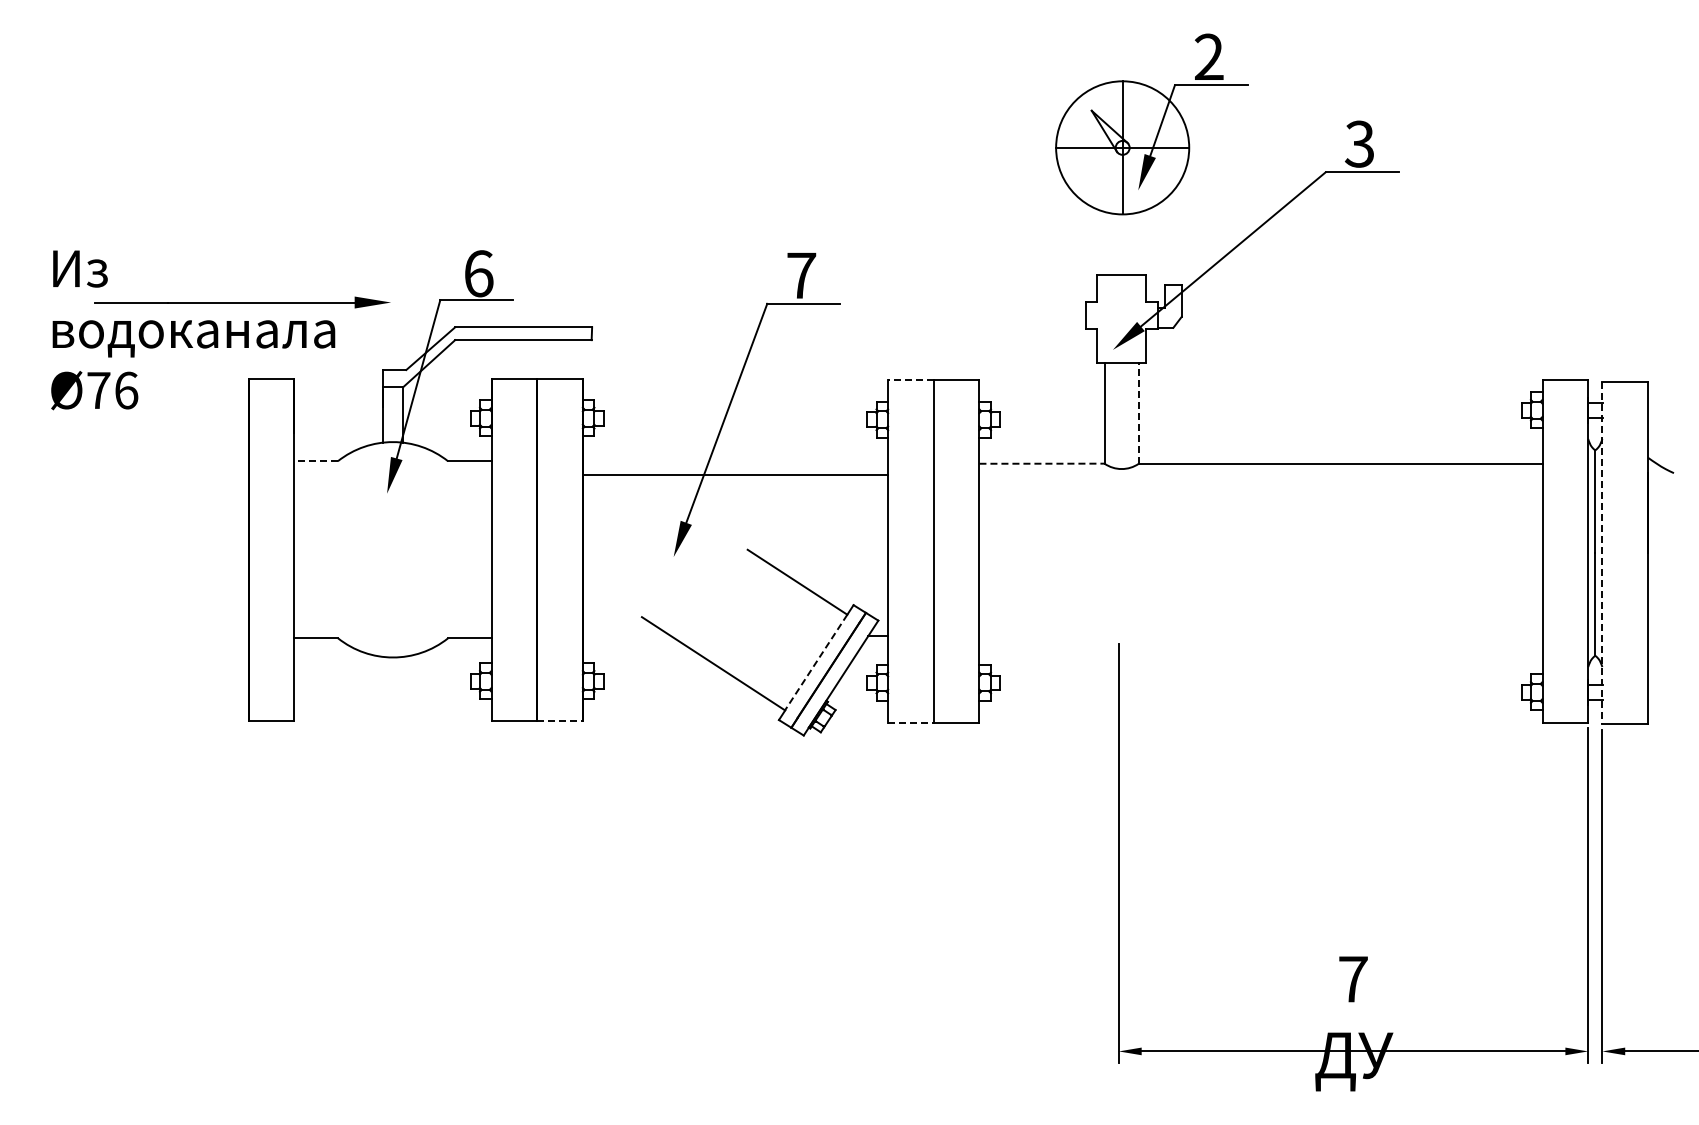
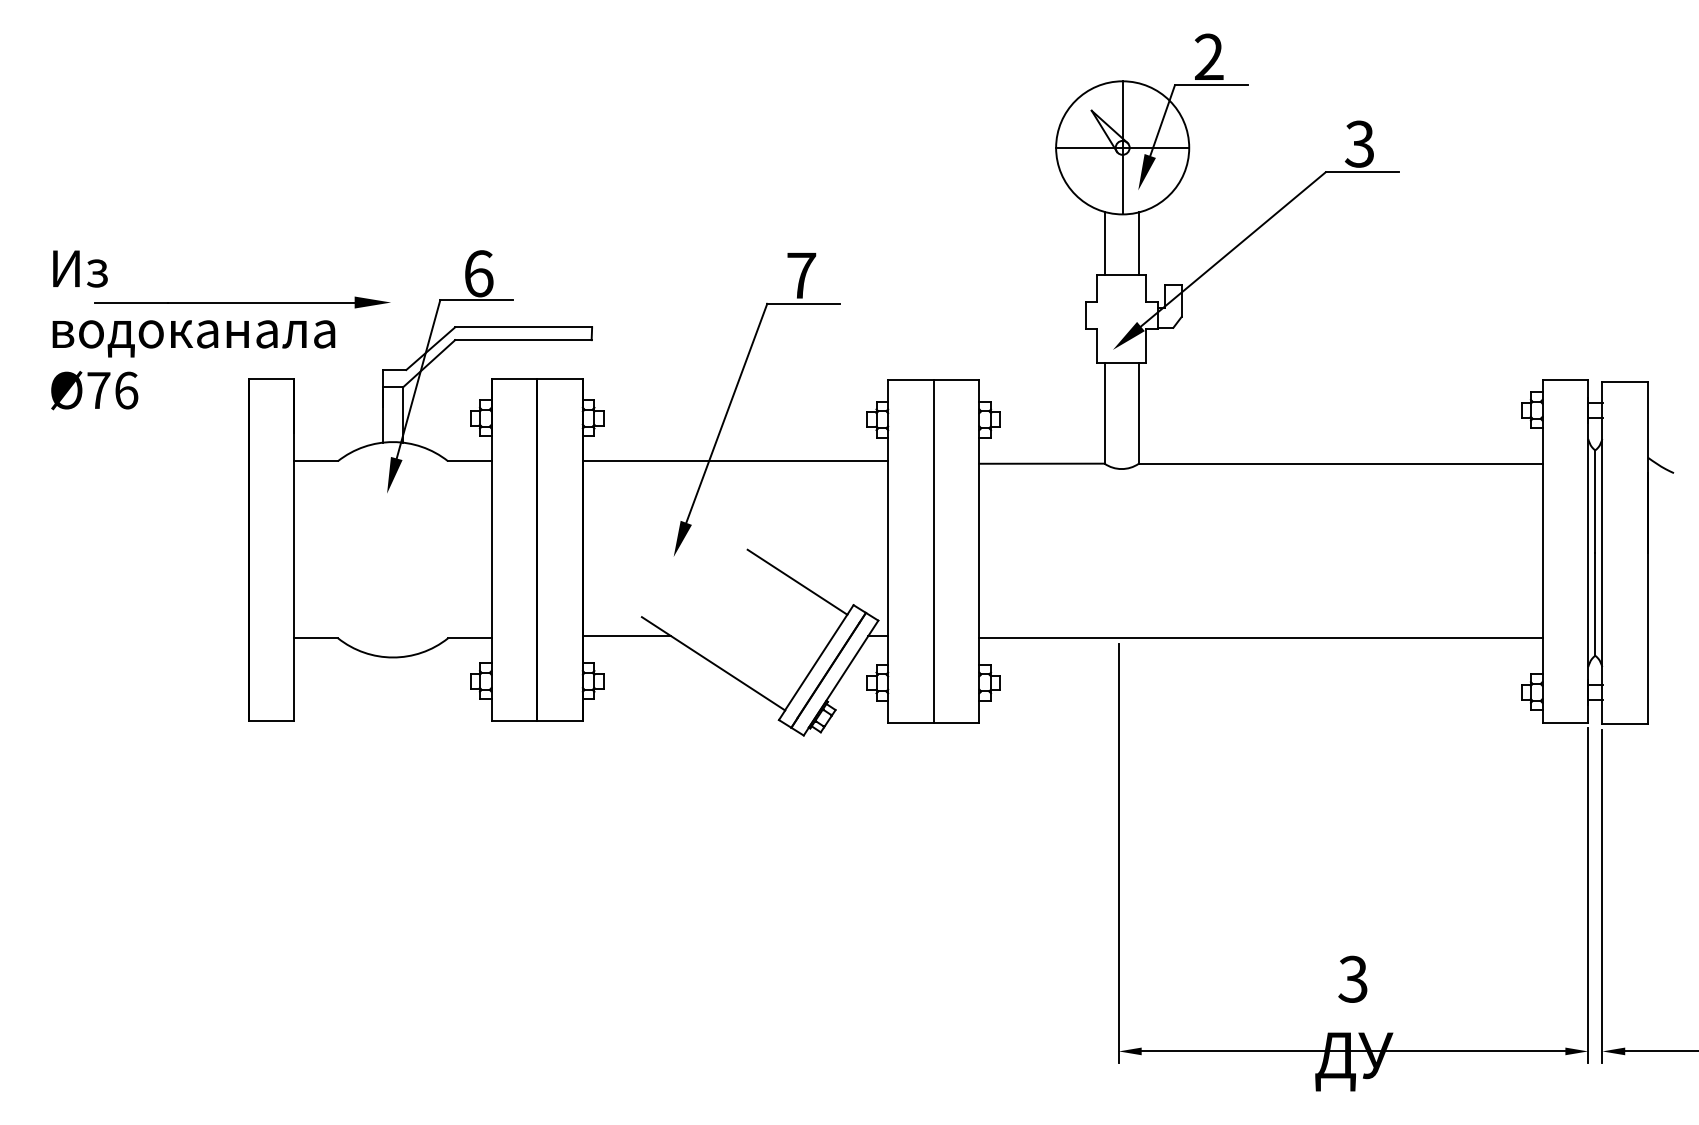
line: none -> present (1104, 243)
line: none -> present (1138, 243)
line: dashed -> solid (910, 380)
line: dashed -> solid (1138, 413)
line: dashed -> solid (316, 461)
line: dashed -> solid (1041, 463)
line position: (735, 475) -> (735, 461) (735, 461)
line: dashed -> solid (1602, 553)
line: none -> present (626, 636)
line: none -> present (1260, 637)
line: dashed -> solid (815, 662)
line: dashed -> solid (560, 721)
line: dashed -> solid (910, 722)
text: 7 -> 3 (1352, 978)
